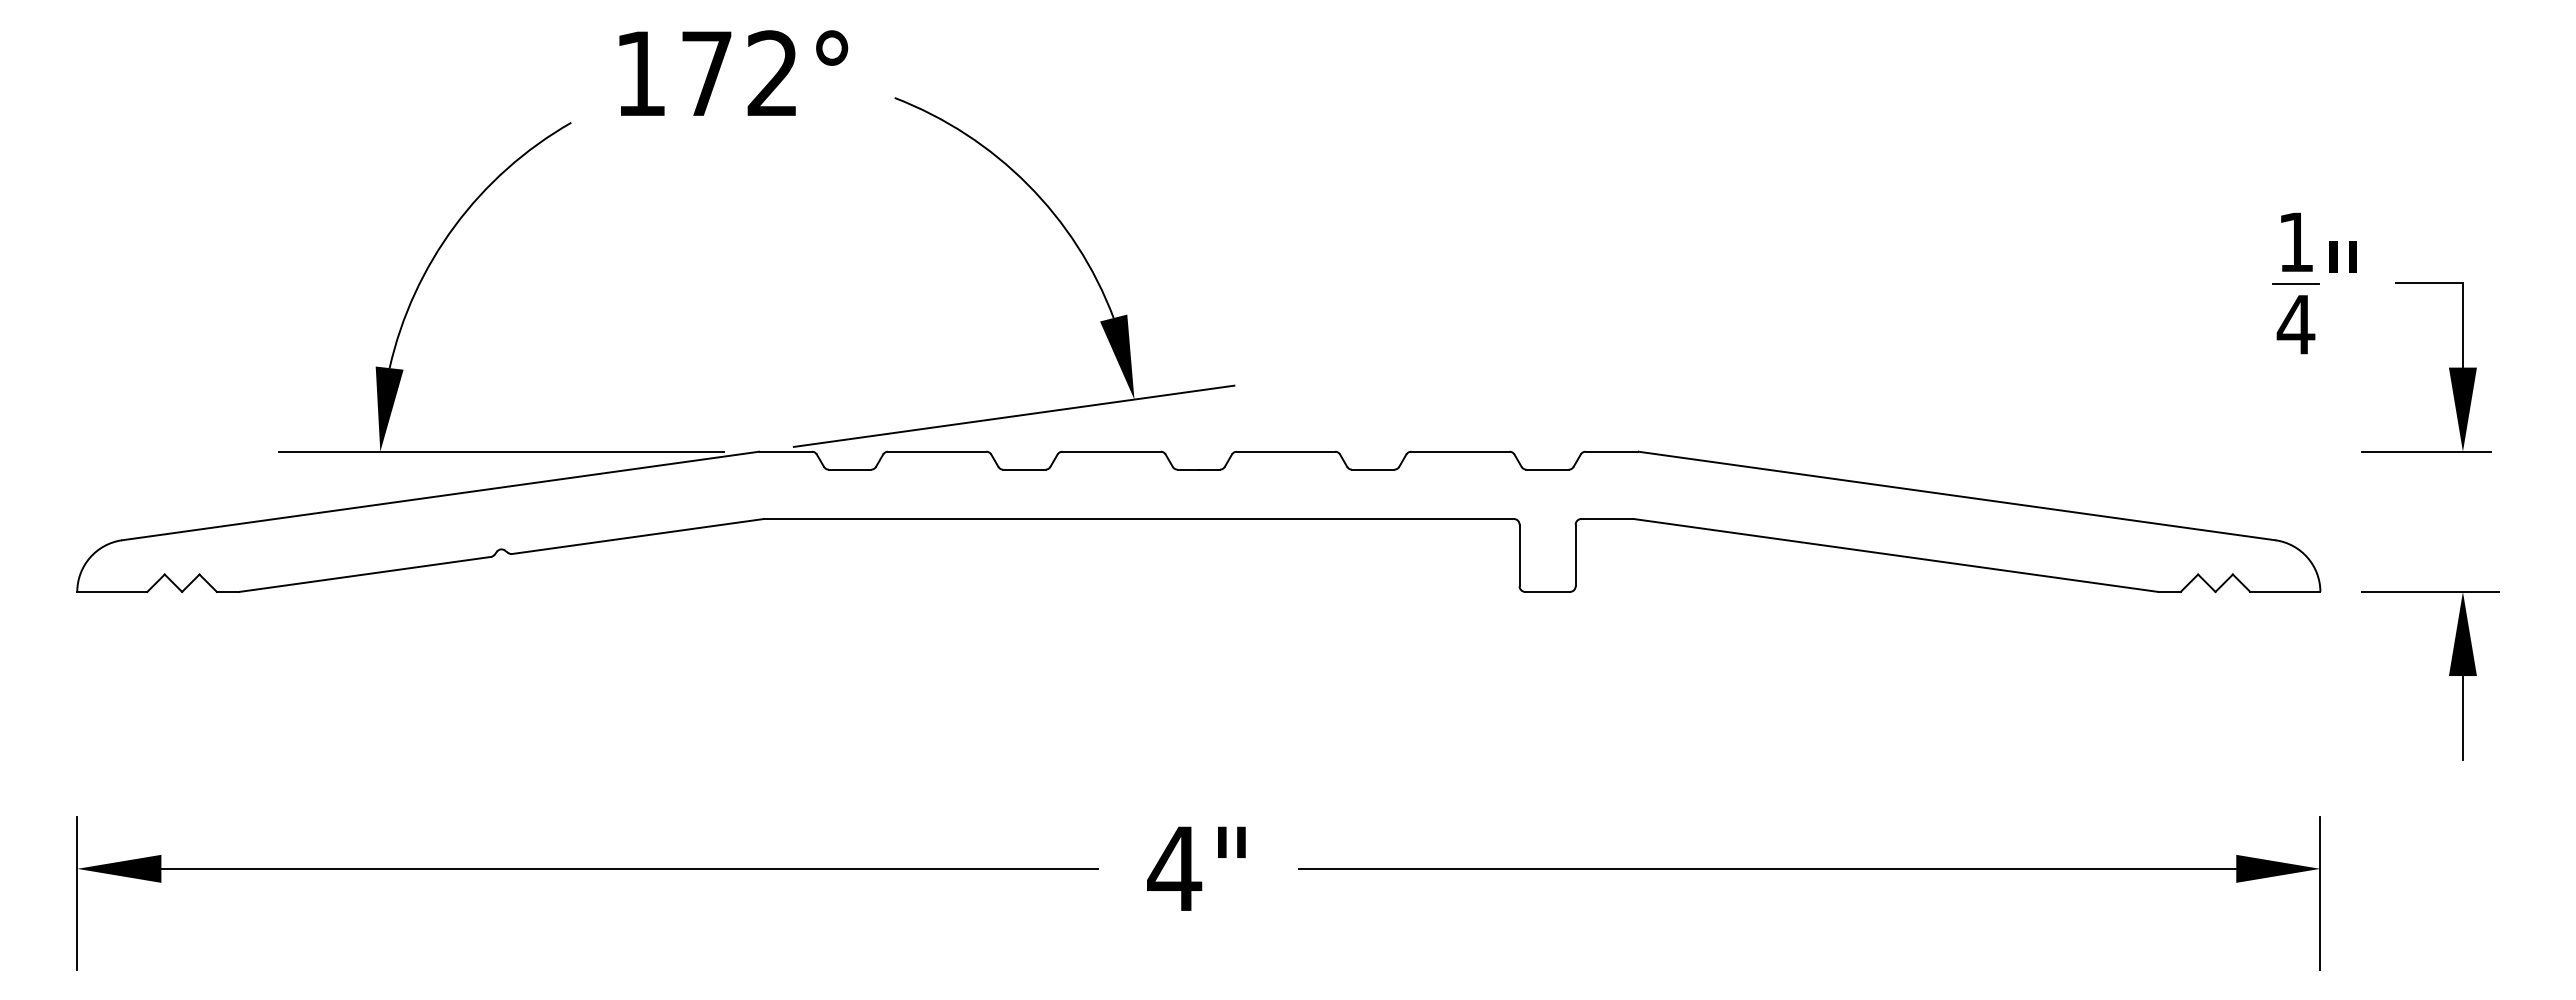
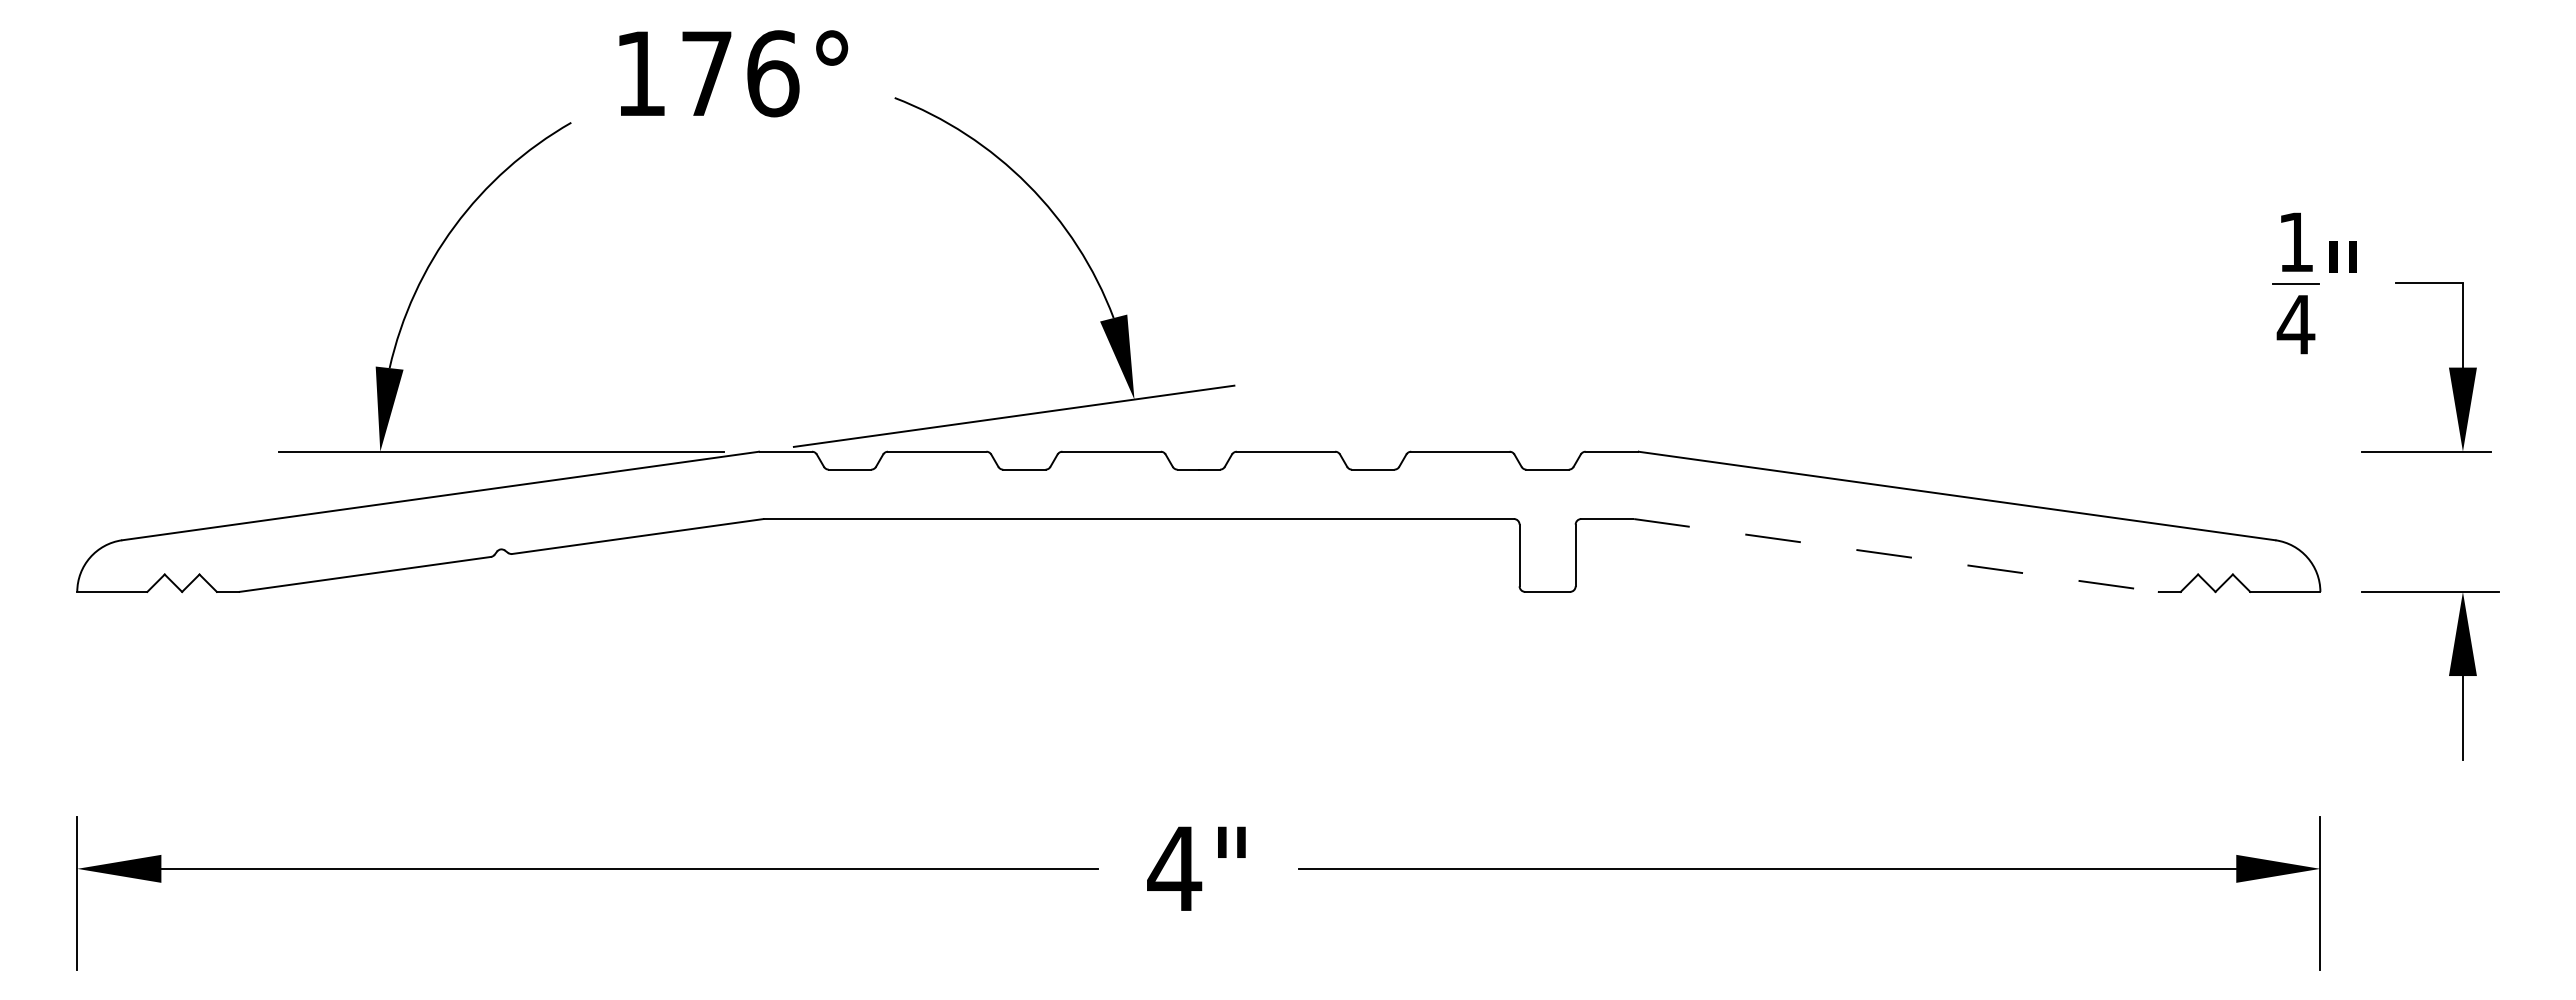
text: 172° -> 176° (773, 73)
line: solid -> dashed (1896, 555)
